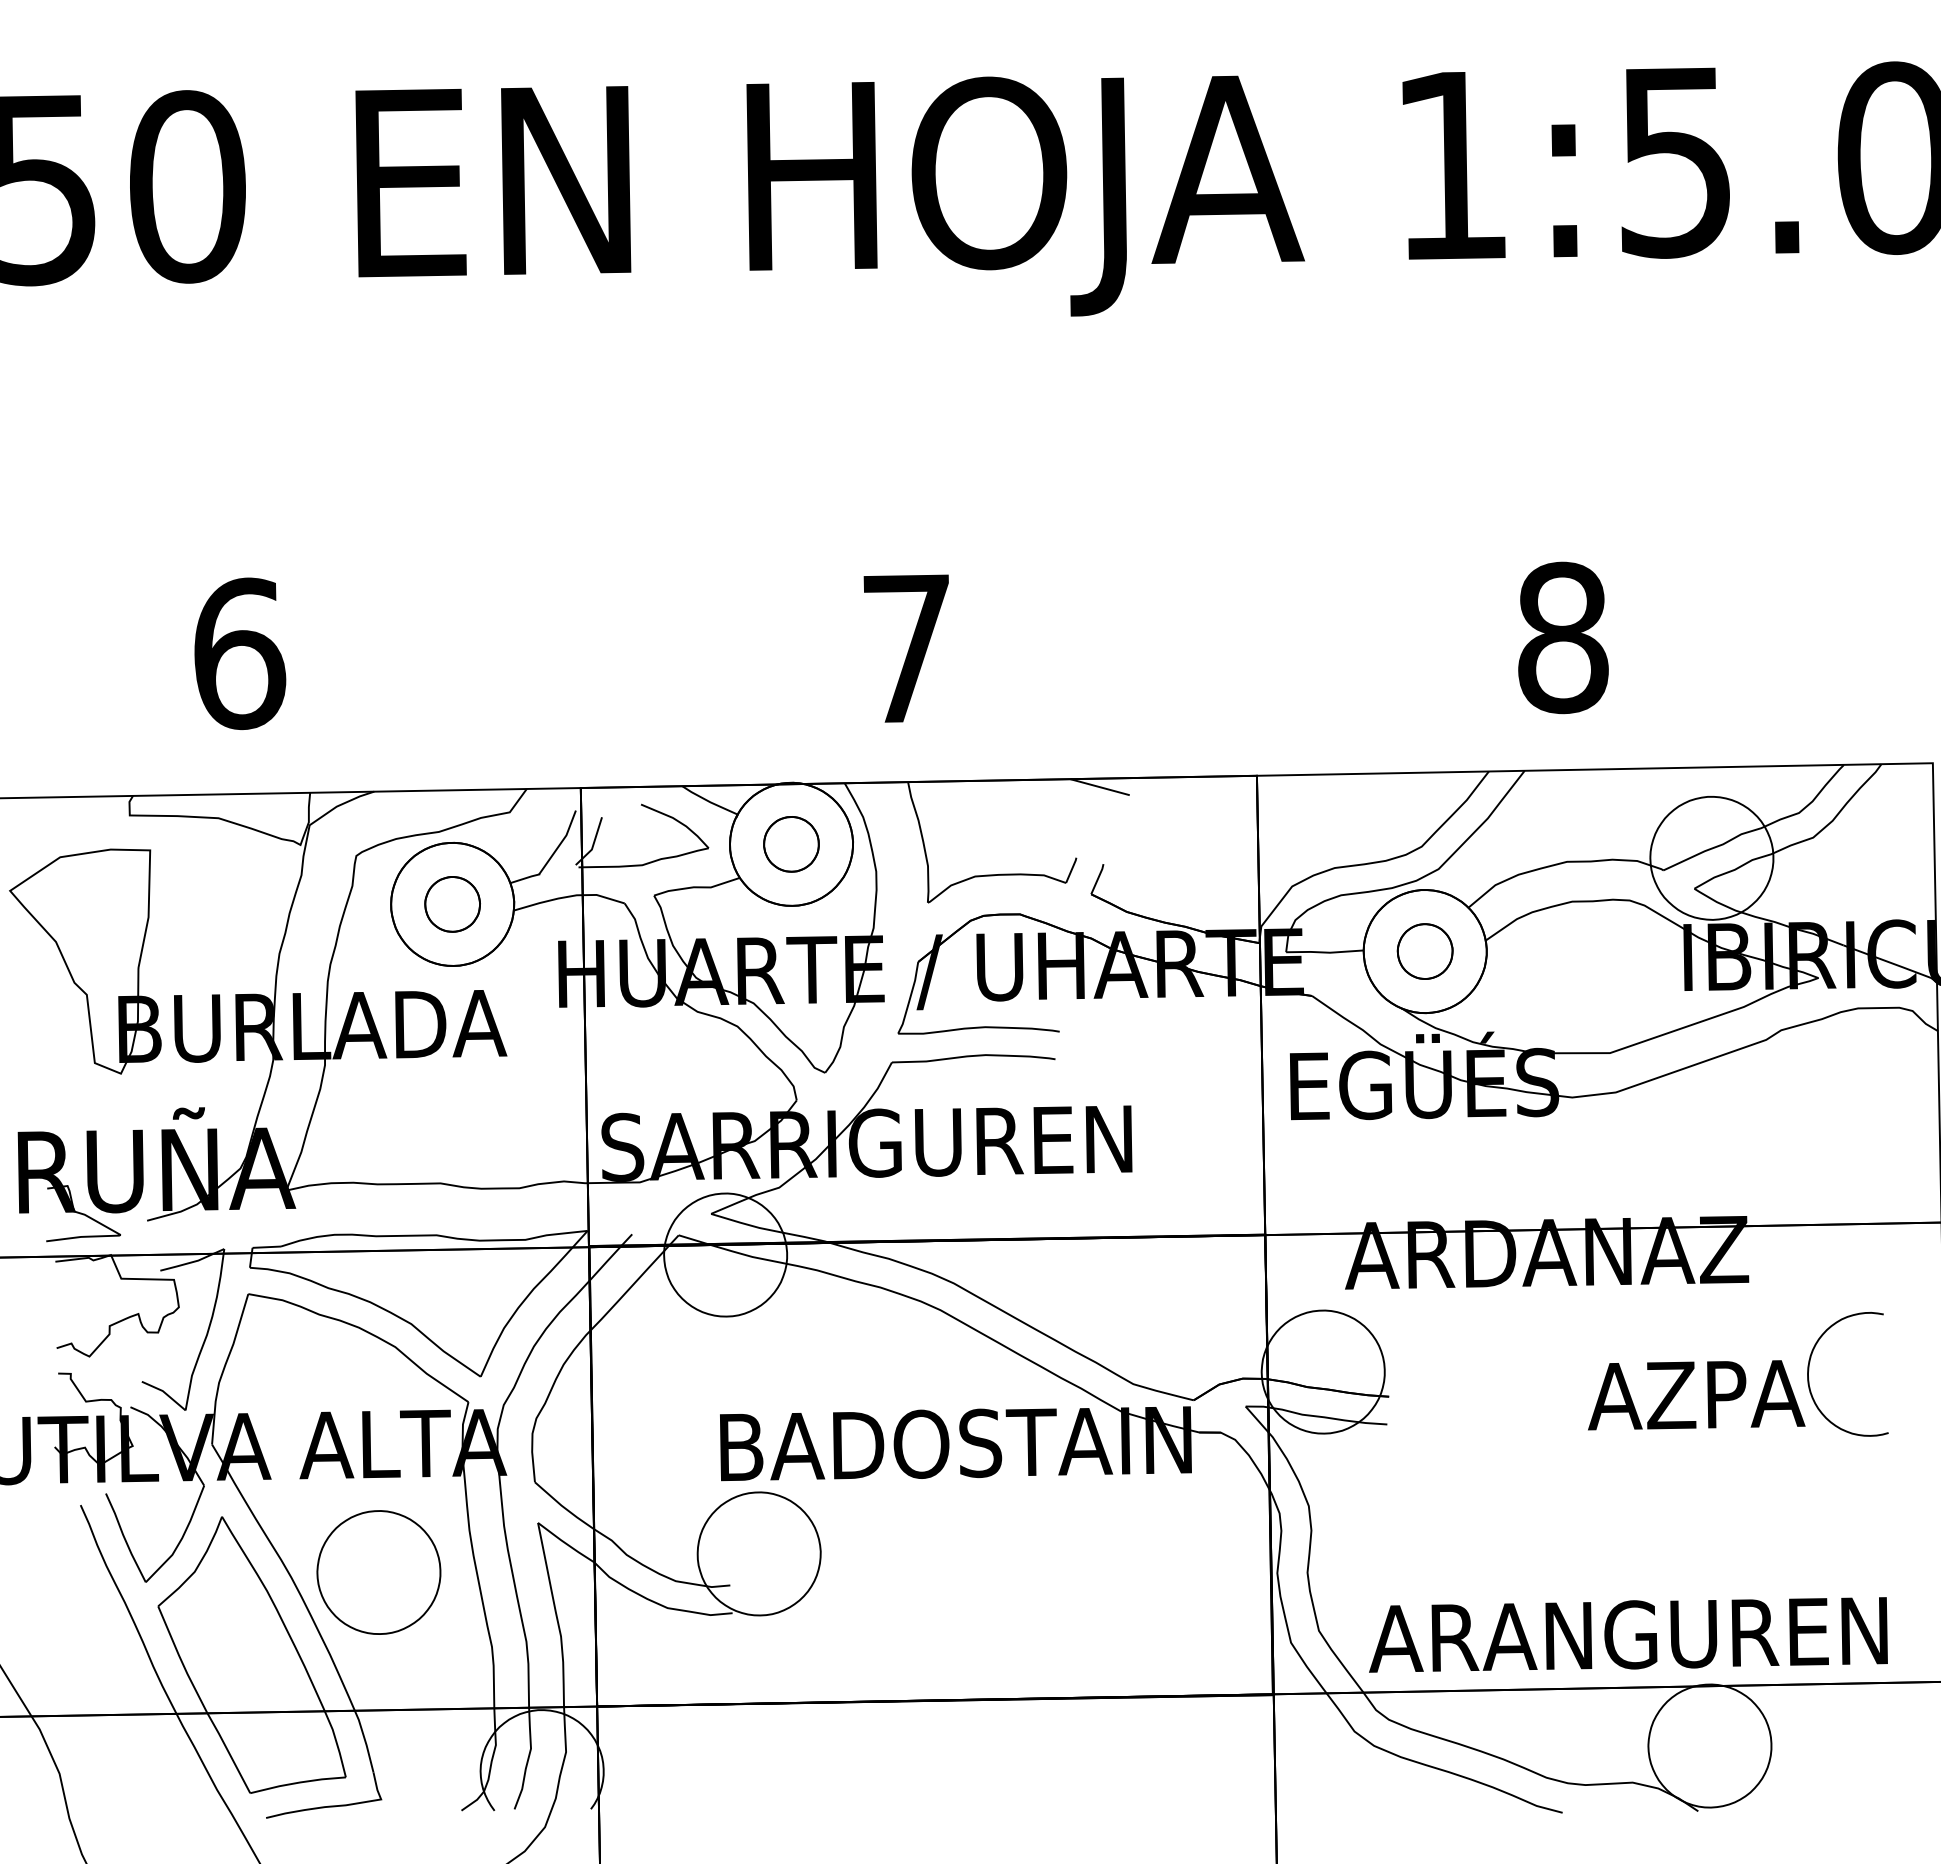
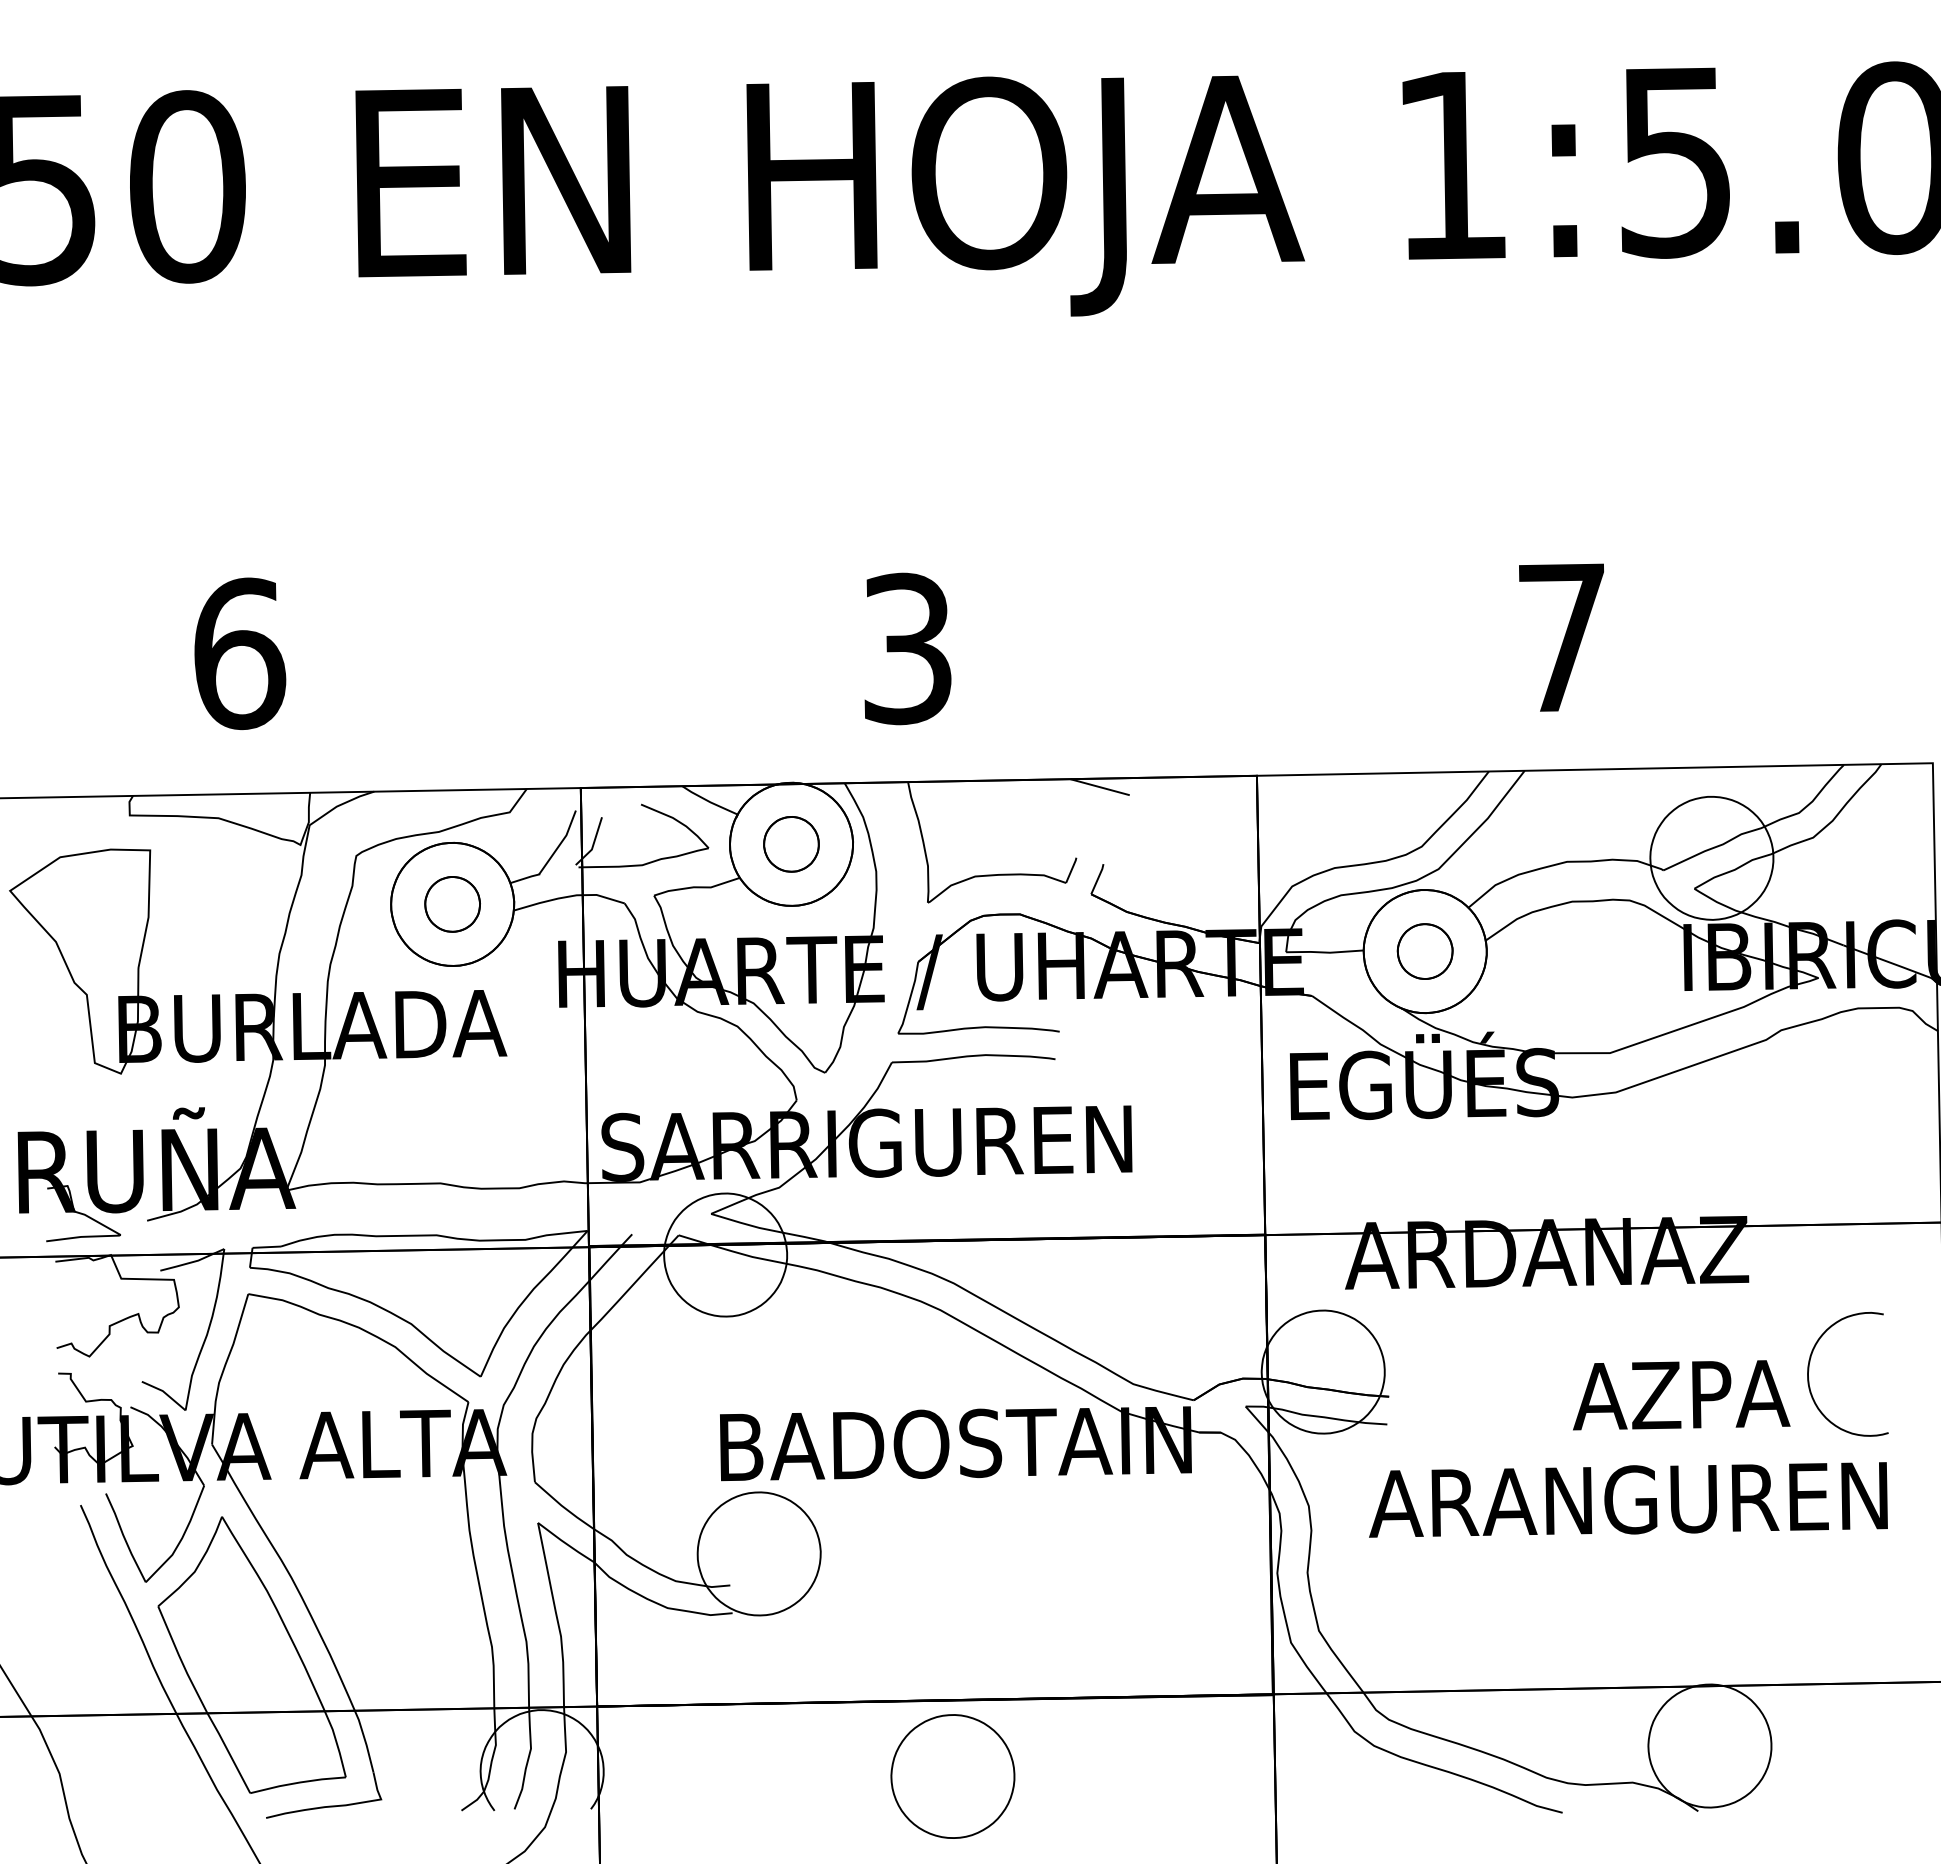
text: 8 -> 7 (1563, 637)
text: 7 -> 3 (907, 648)
text position: (1696, 1395) -> (1681, 1395) (1681, 1395)
part position: (378, 1572) -> (952, 1776) (952, 1776)
text position: (1628, 1634) -> (1628, 1499) (1628, 1499)
